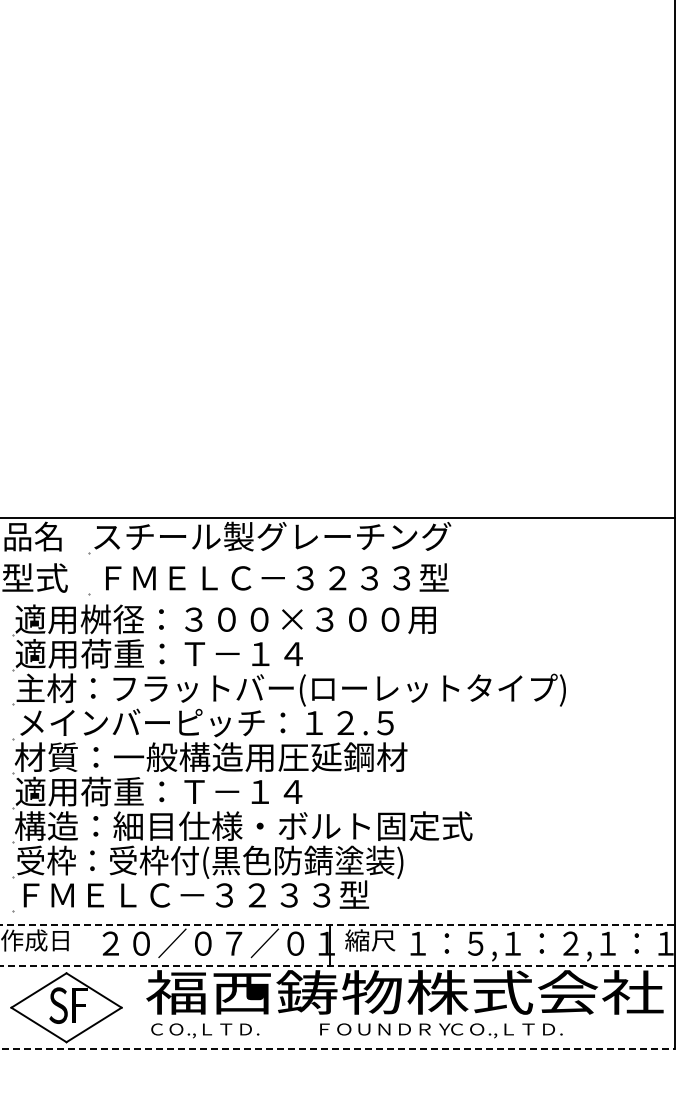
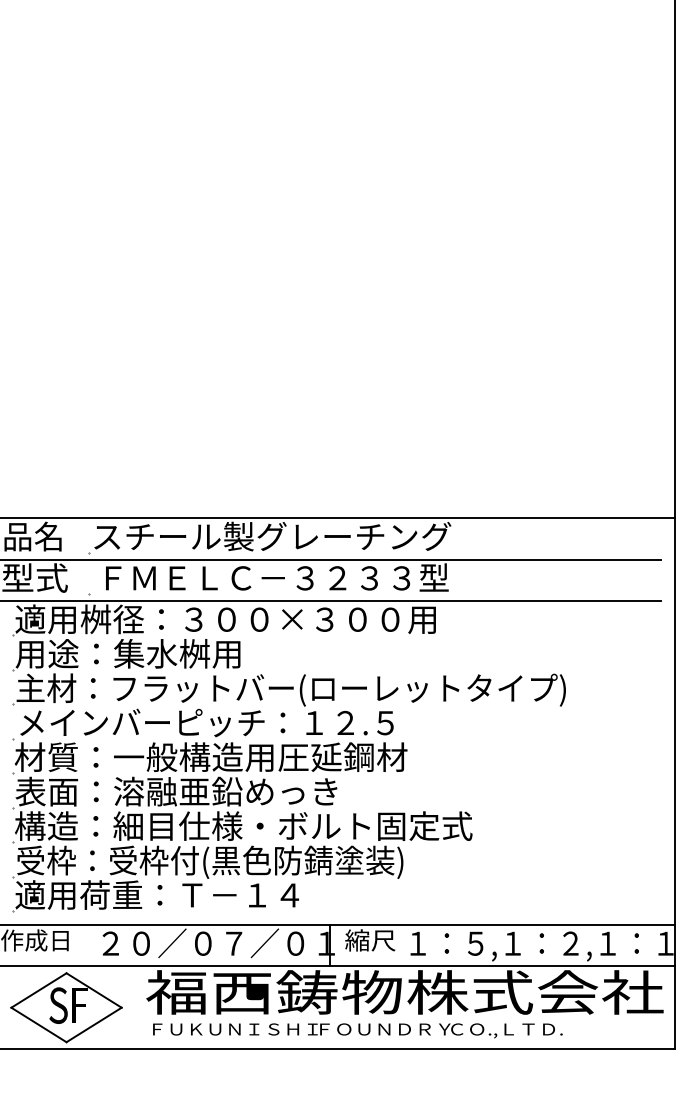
line: none -> present (331, 559)
line: none -> present (331, 601)
text: 適用荷重：Ｔ－１４ -> 用途：集水桝用 (158, 653)
text: 適用荷重：Ｔ－１４ -> 表面：溶融亜鉛めっき (176, 791)
text: ＦＭＥＬＣ－３２３３型 -> 適用荷重：Ｔ－１４ (192, 894)
line: dashed -> solid (337, 925)
line: dashed -> solid (336, 966)
text: ＣＯ.,ＬＴＤ. -> ＦＵＫＵＮＩＳＨＩ (234, 1030)
line: dashed -> solid (337, 1049)
